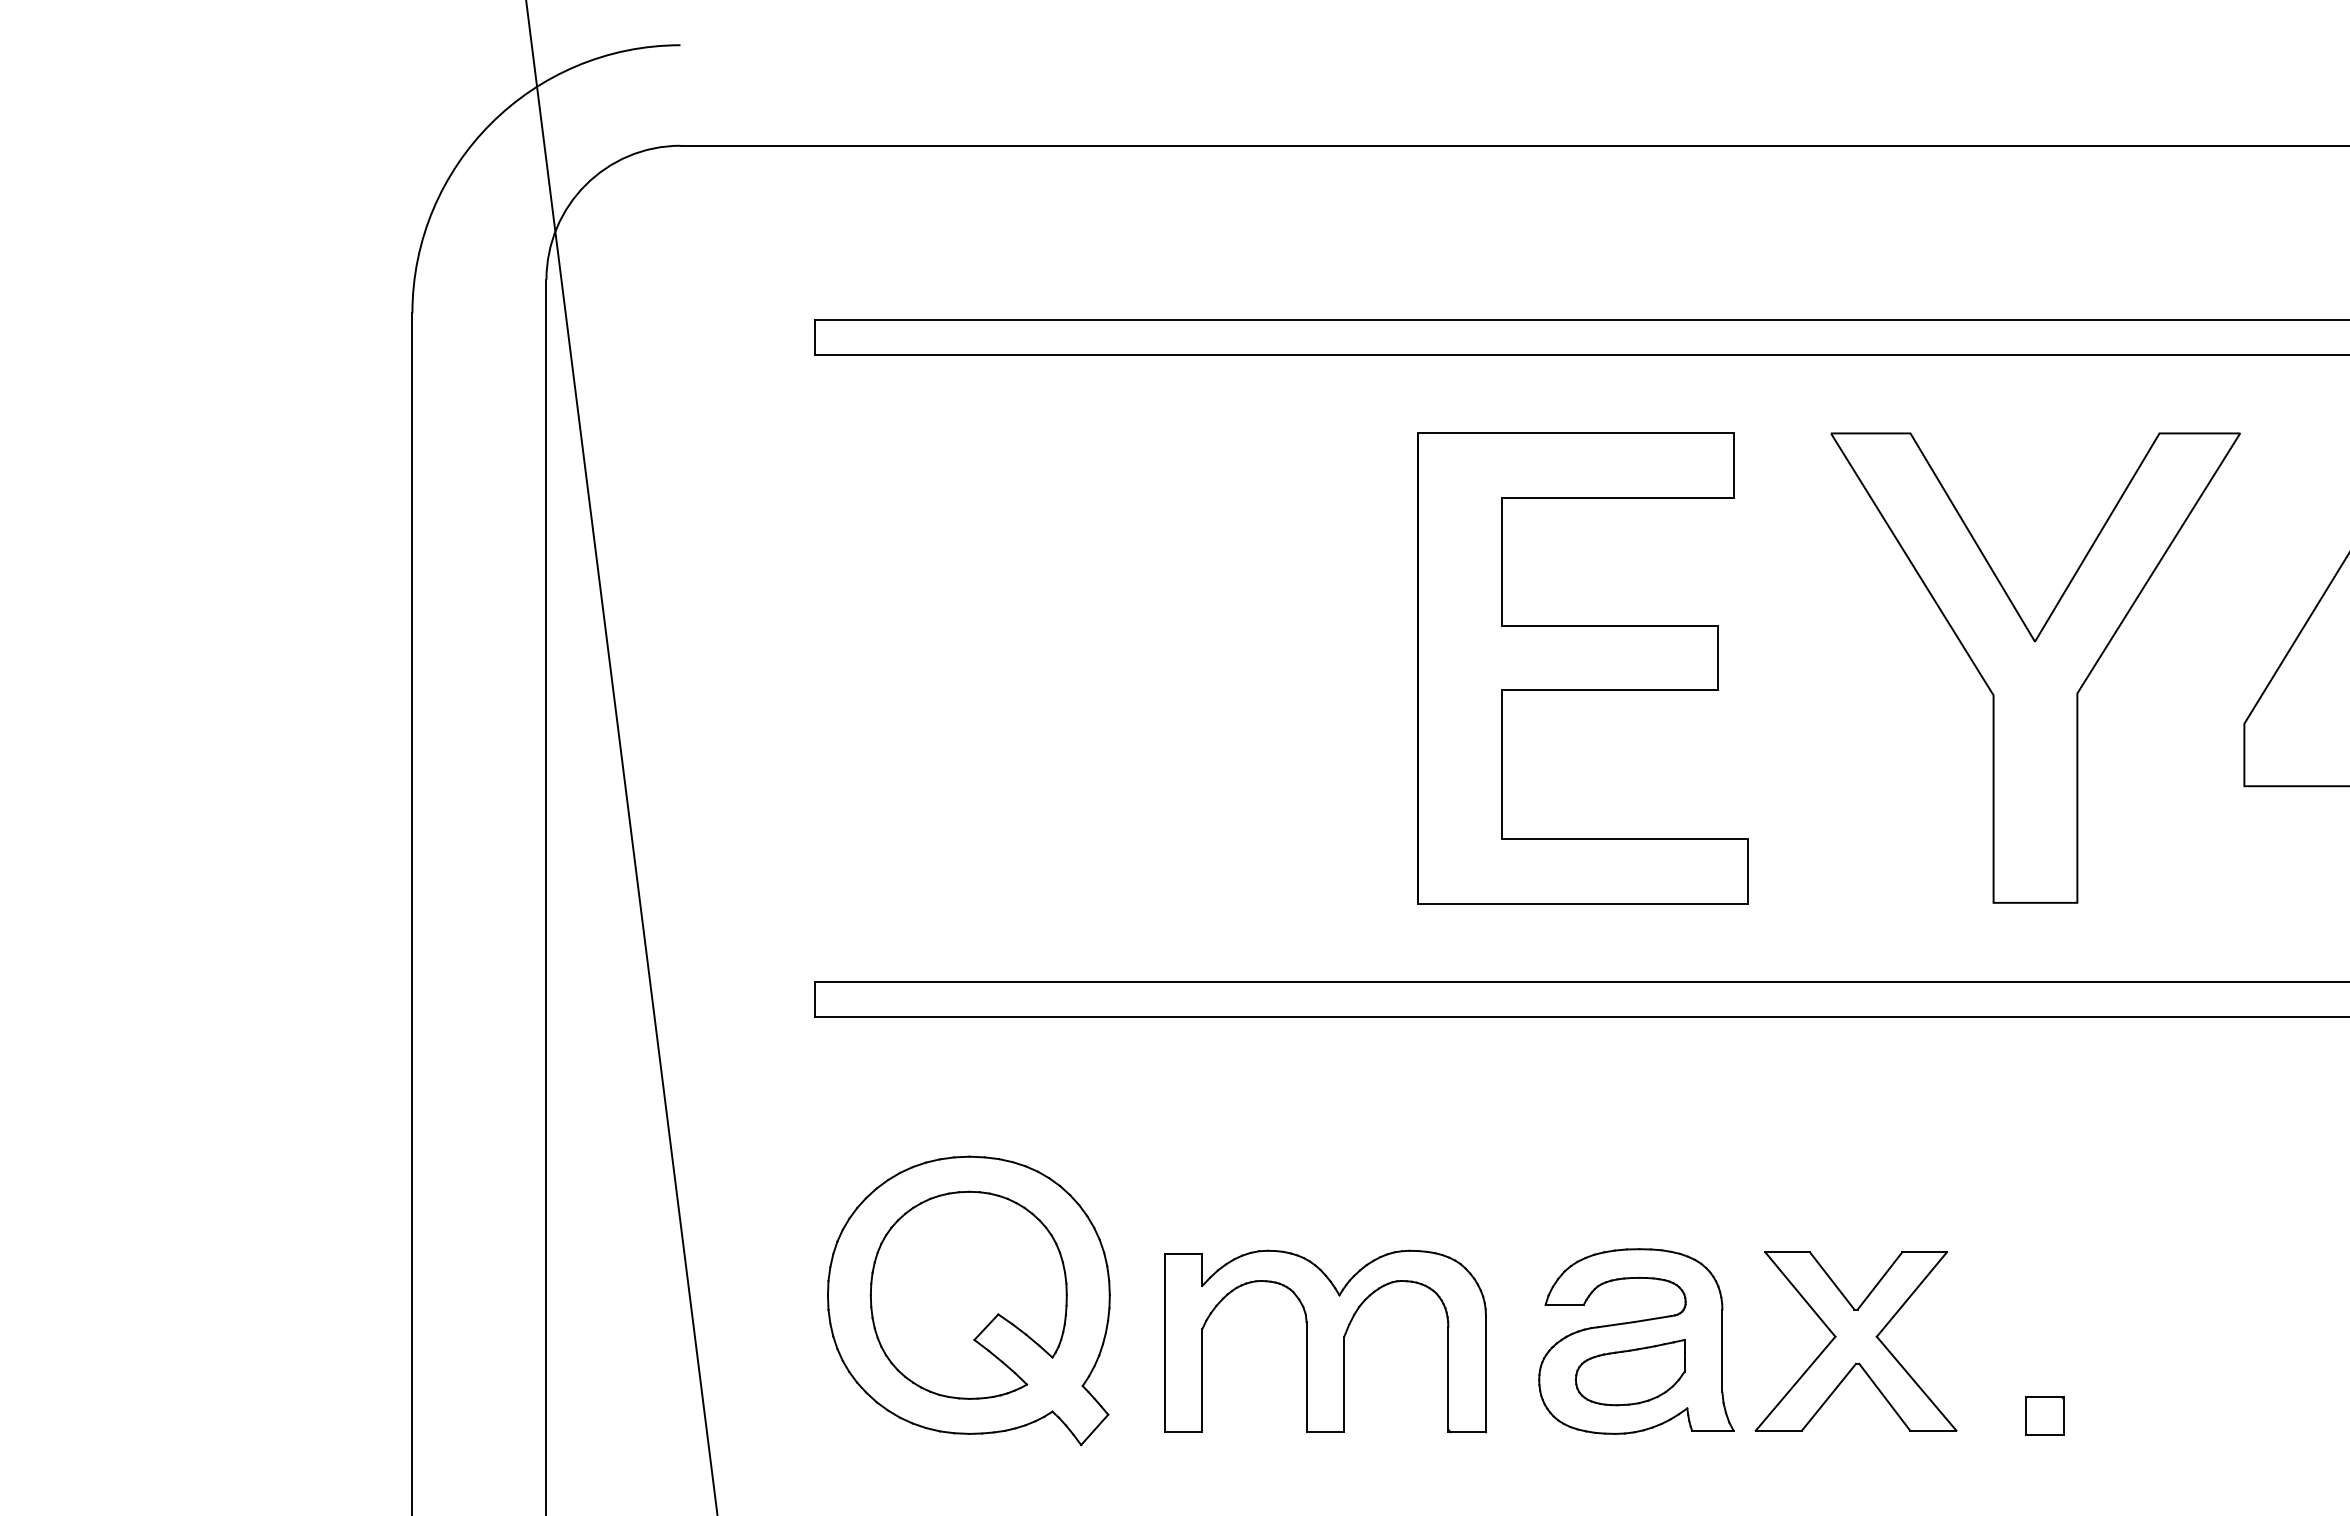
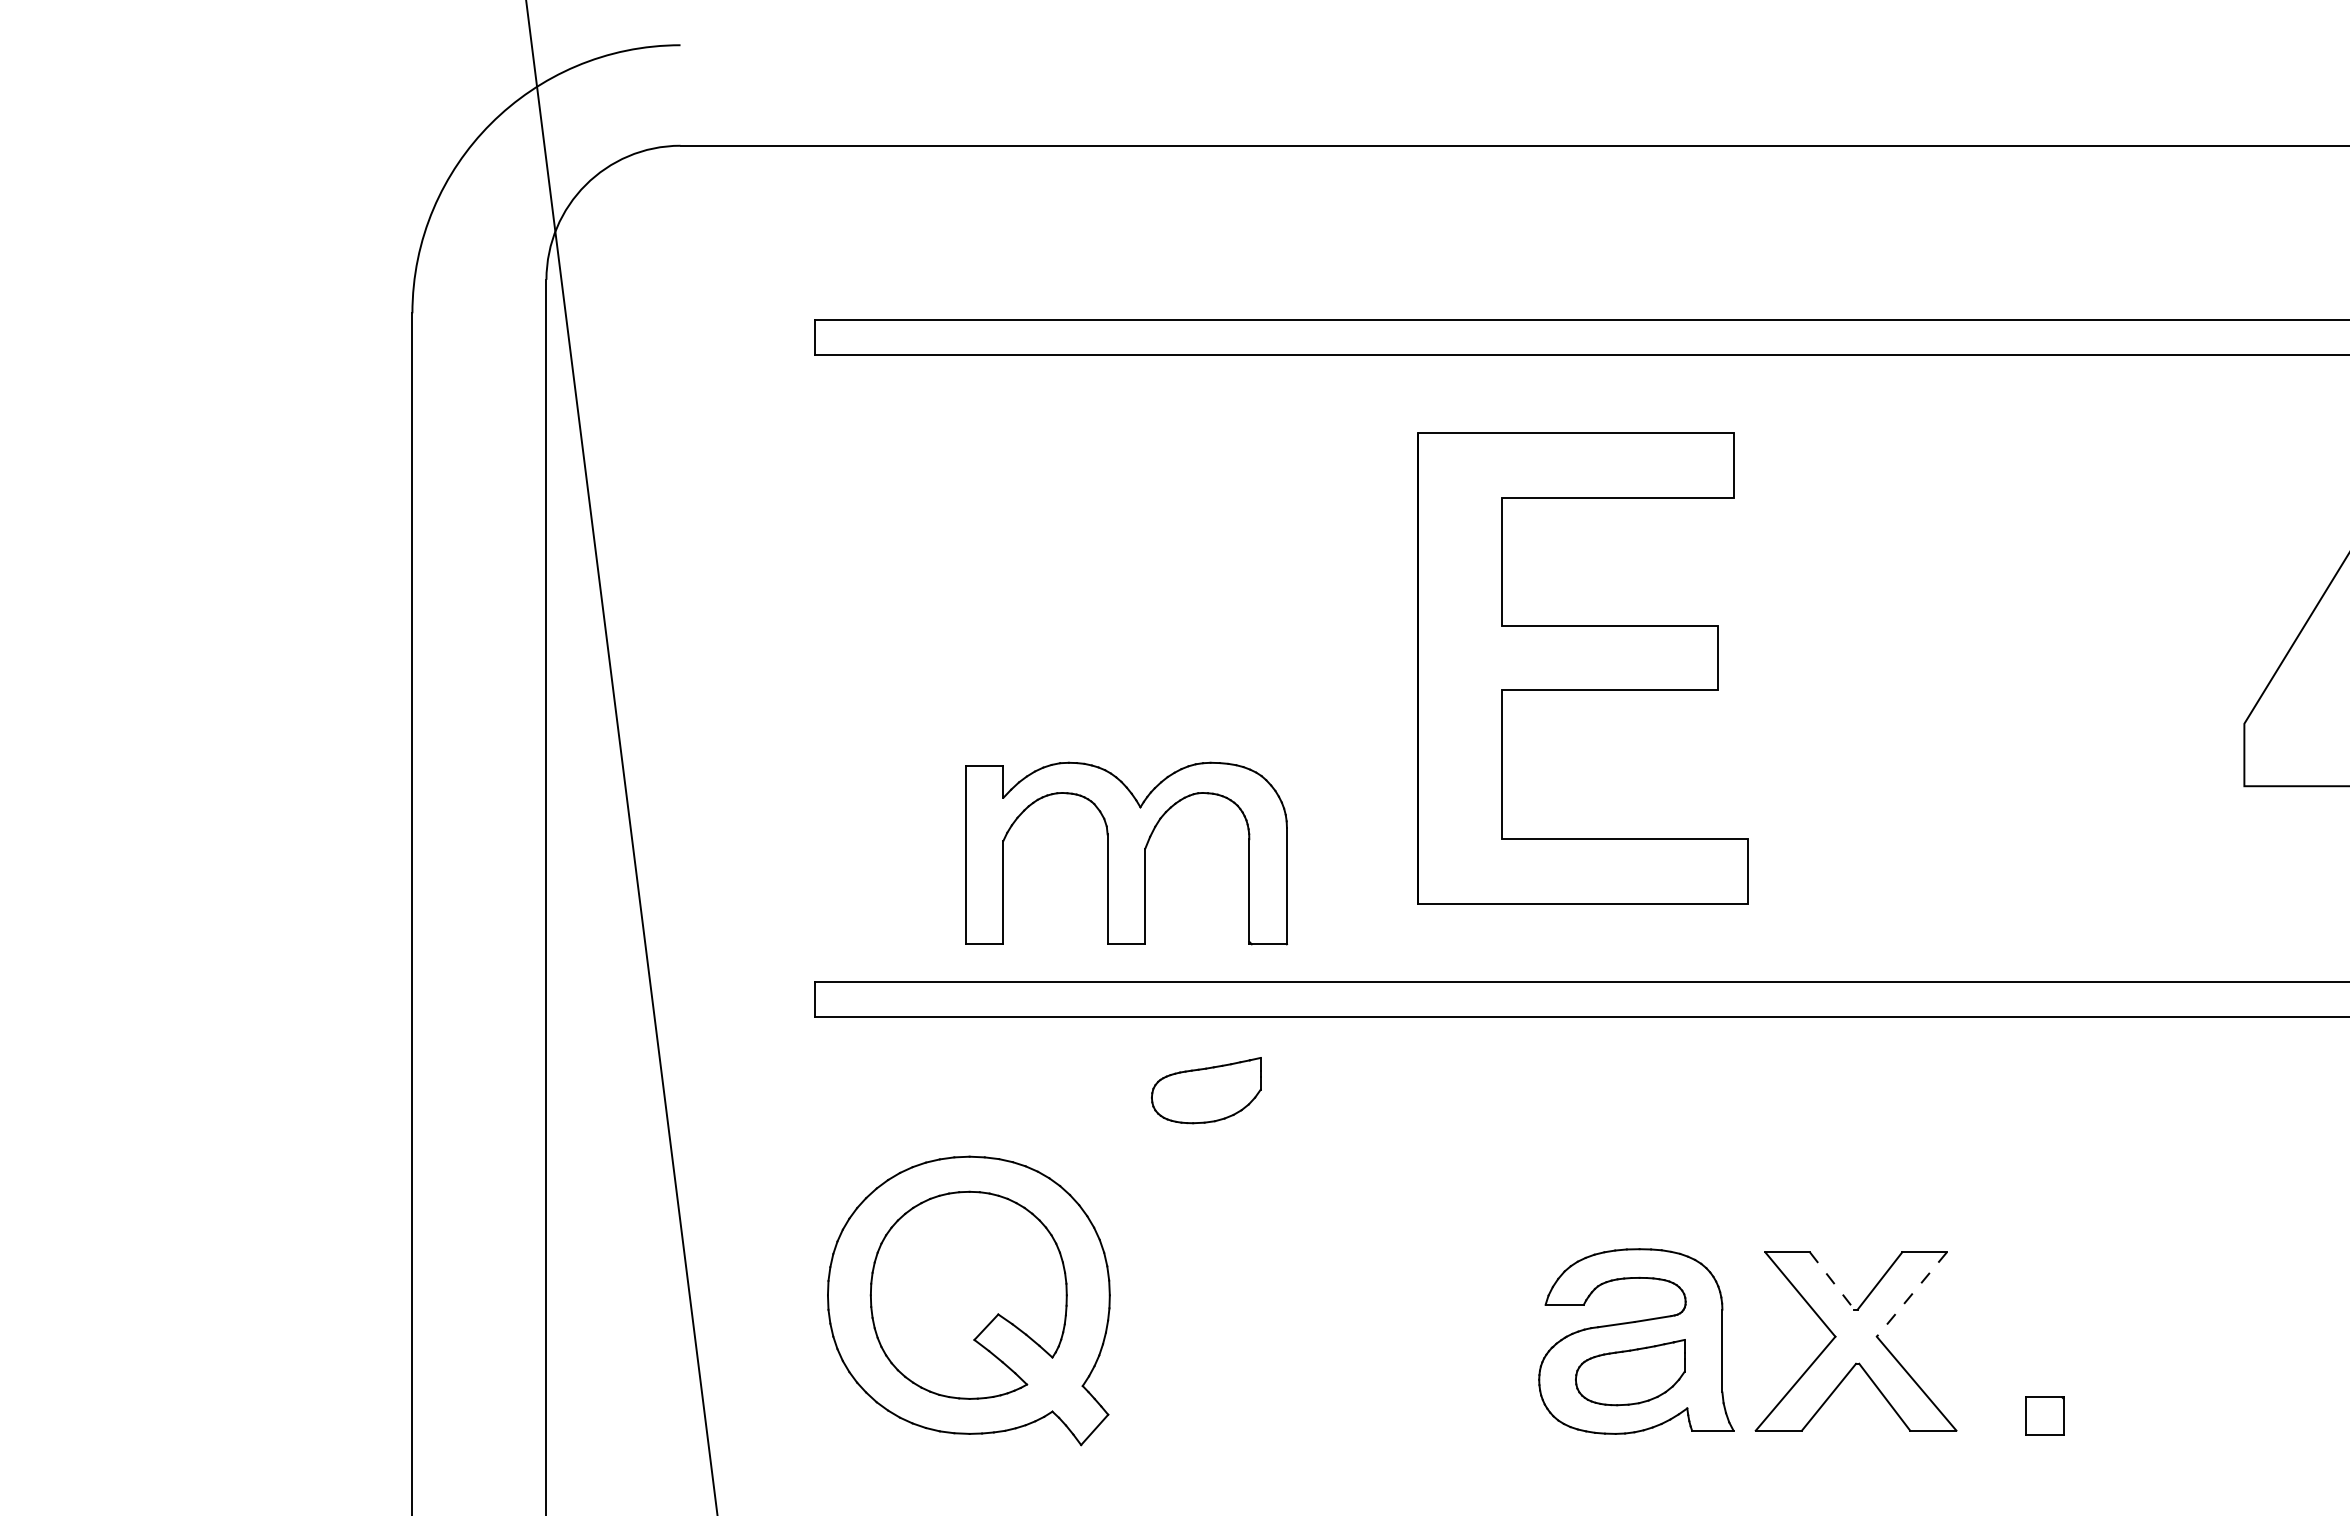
part: present -> none (2035, 667)
part: none -> present (1206, 1090)
line: solid -> dashed (1832, 1281)
line: solid -> dashed (1911, 1294)
part position: (1325, 1341) -> (1126, 853) (1126, 853)
